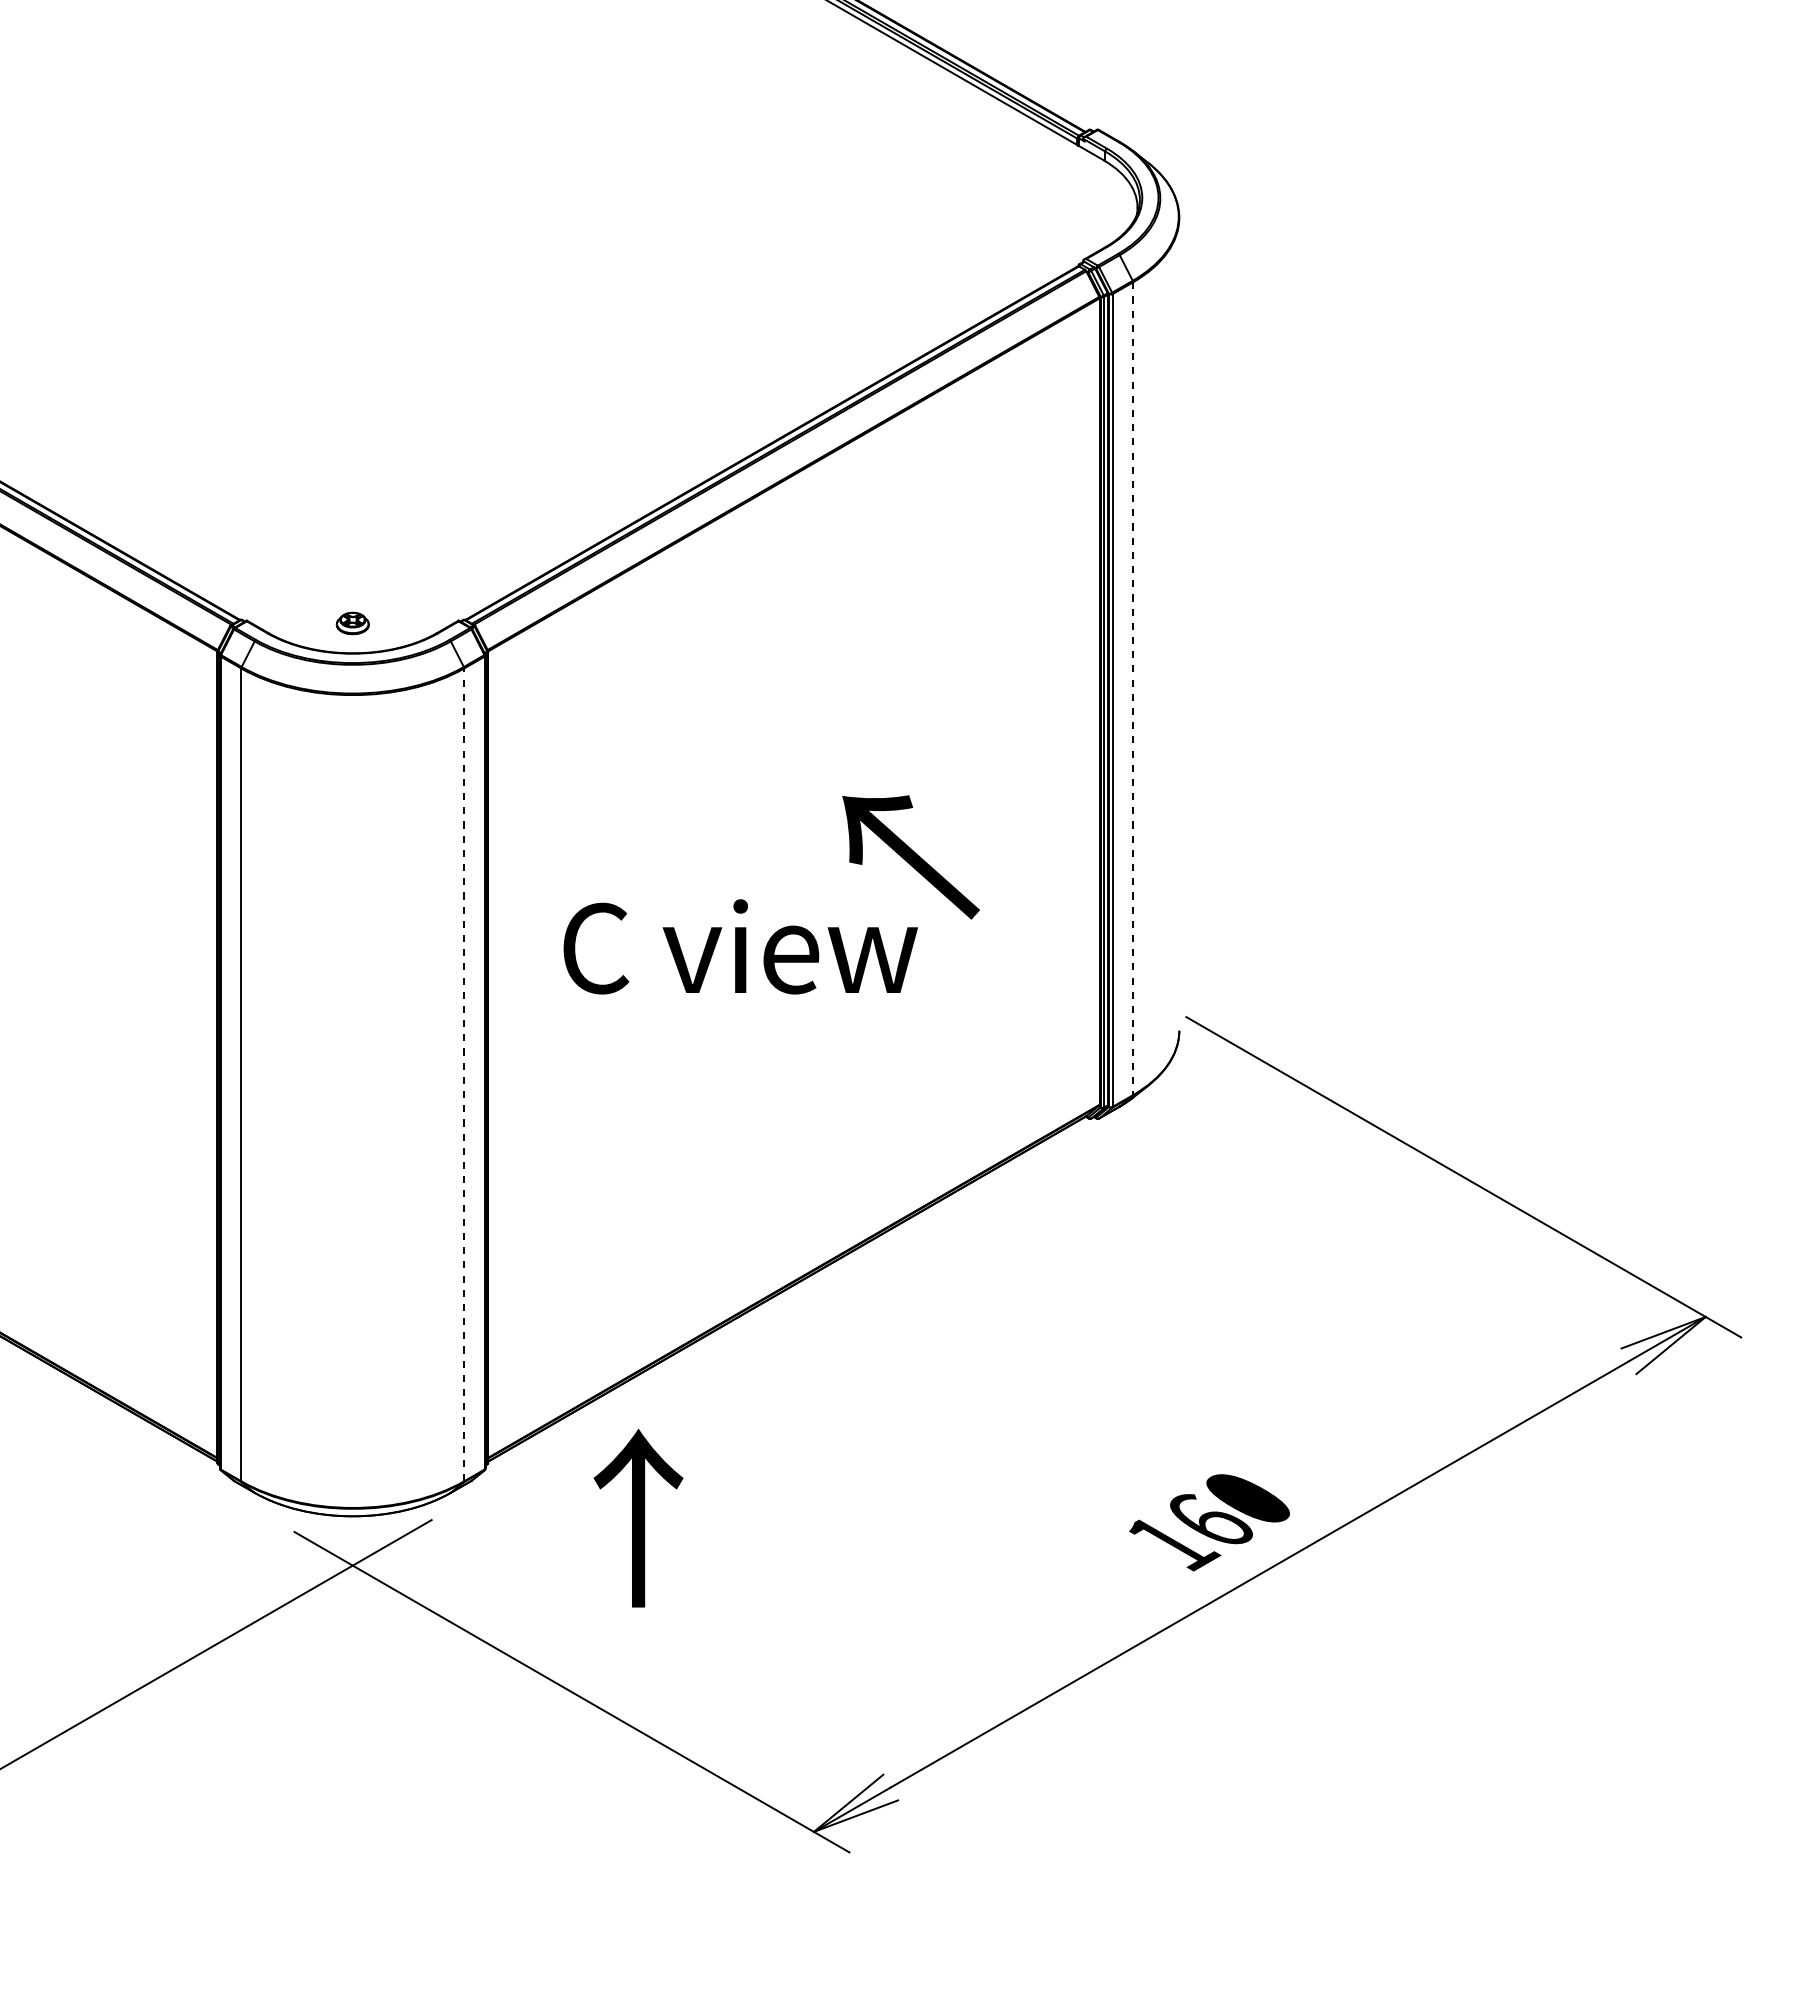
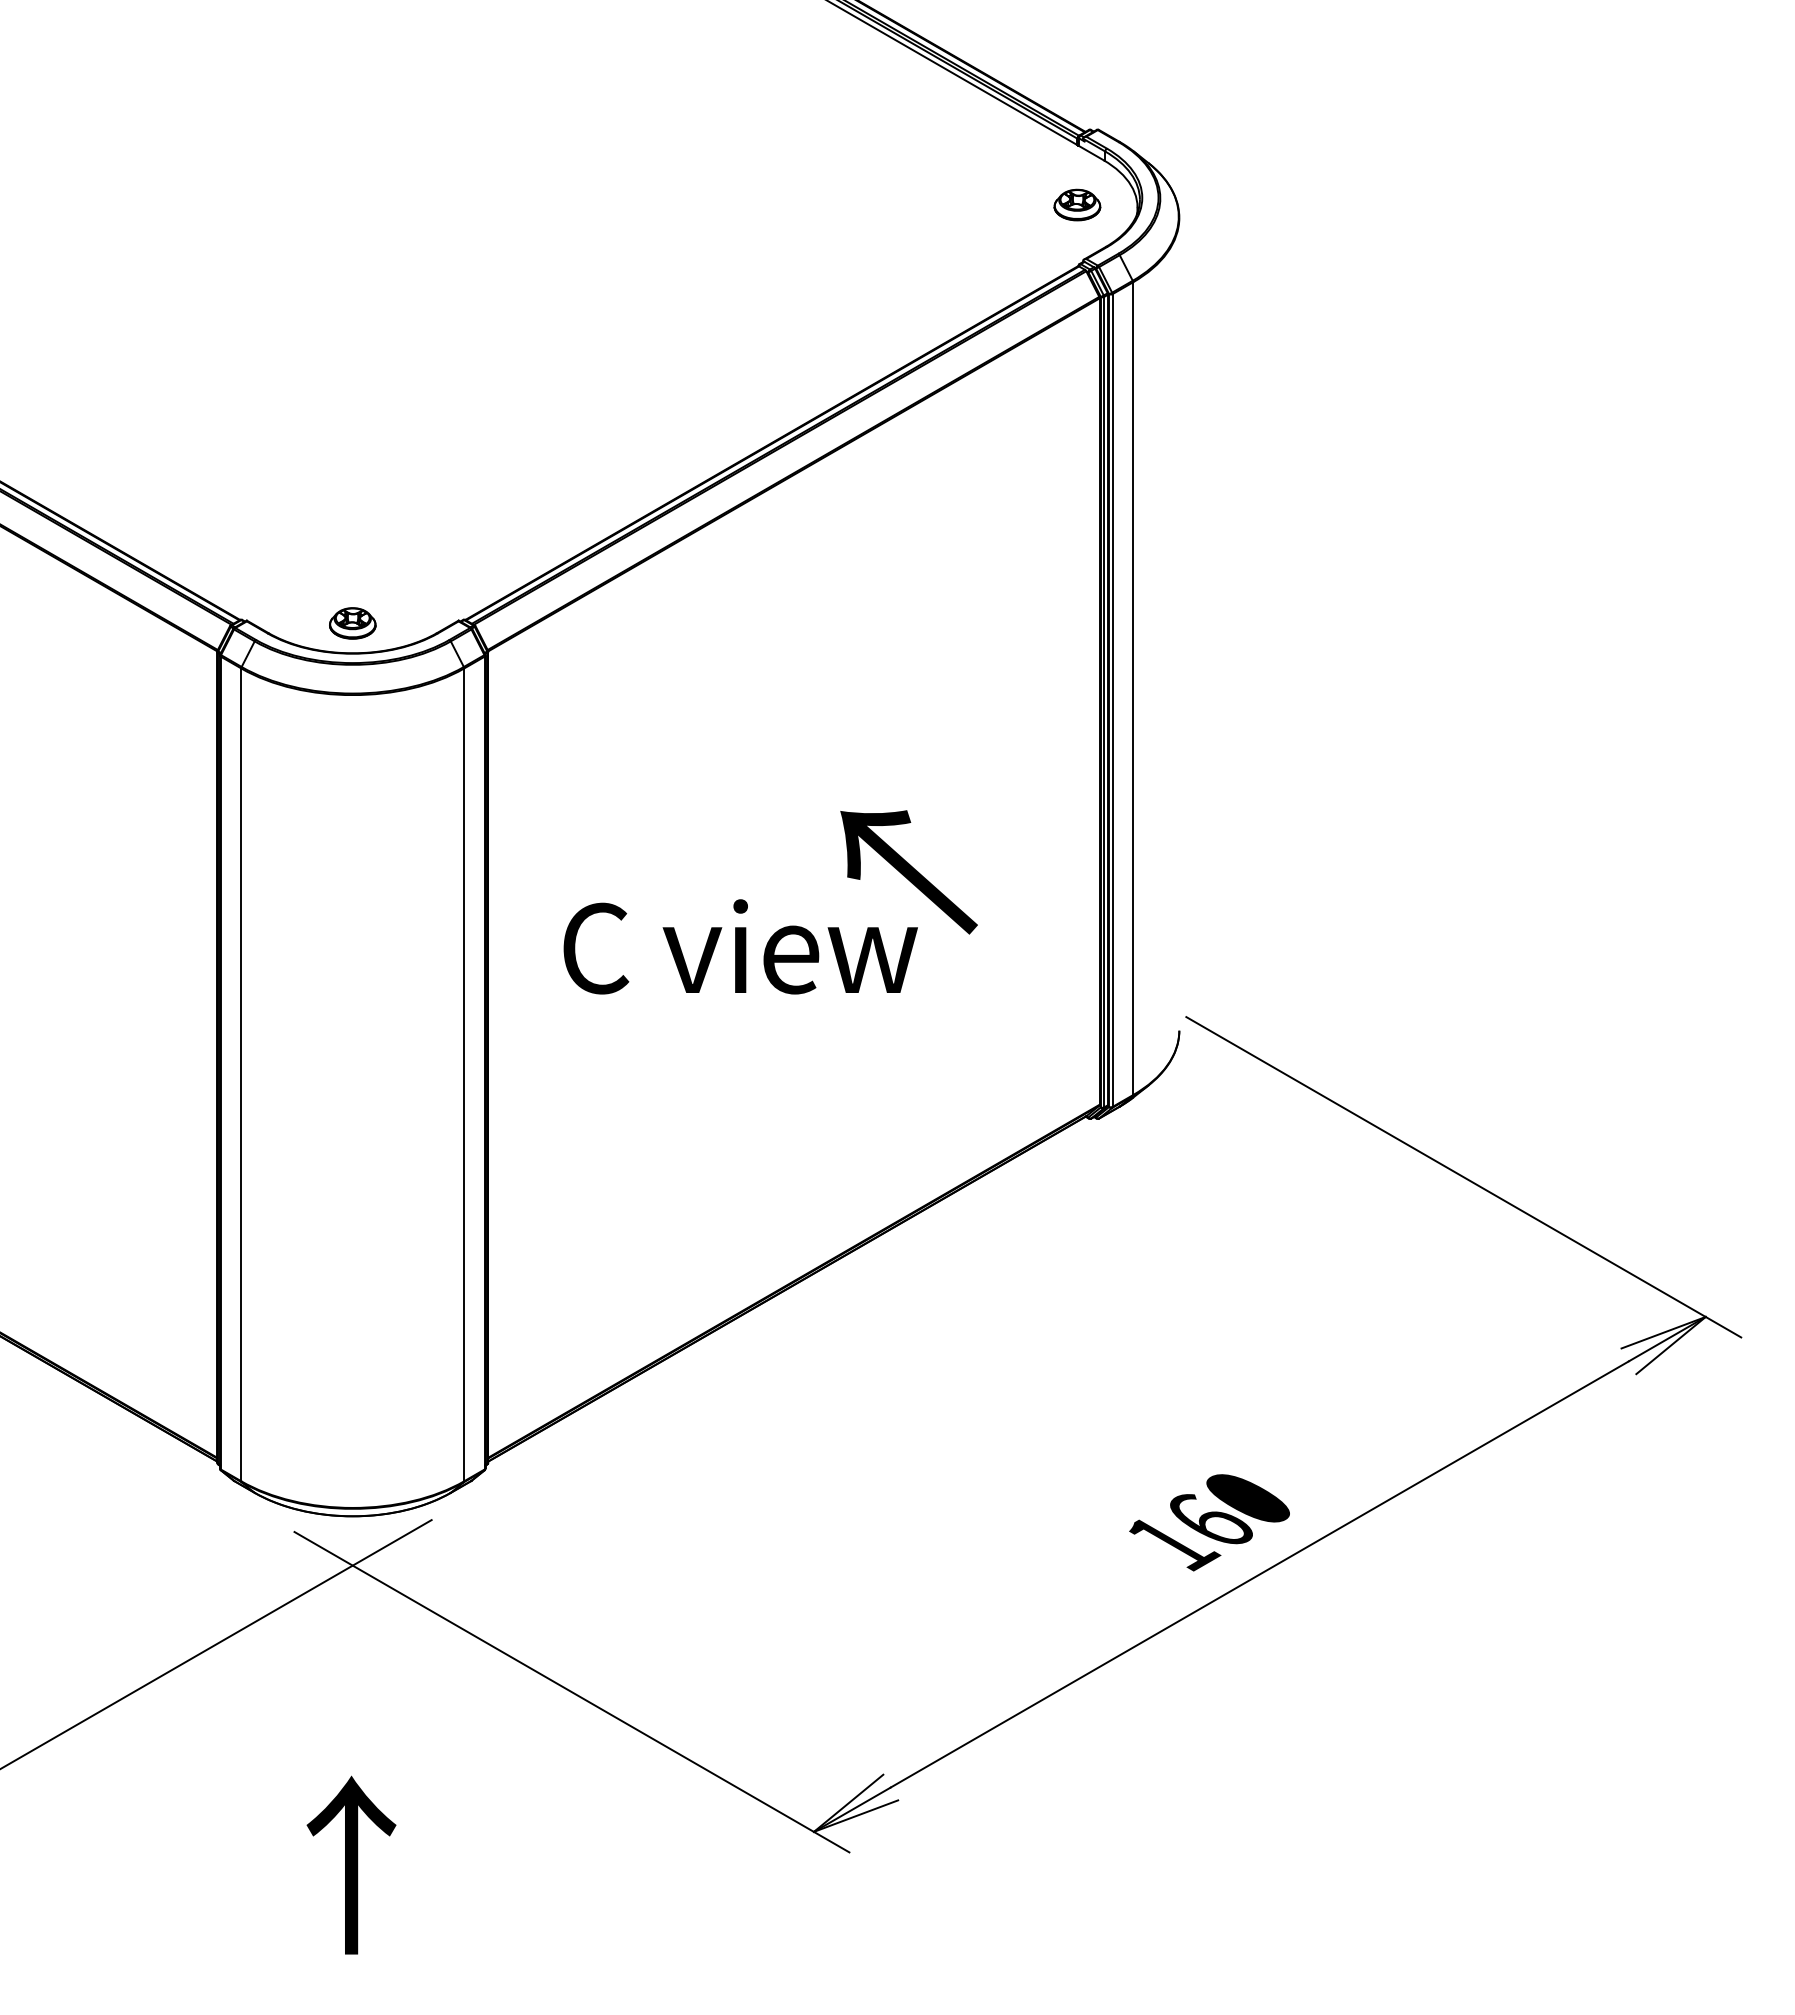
part: none -> present (1077, 204)
part size: 35x25 px -> 48x33 px (352, 623)
line: dashed -> solid (1133, 689)
text position: (910, 857) -> (908, 872) (908, 872)
line: dashed -> solid (464, 1074)
text position: (638, 1517) -> (351, 1864) (351, 1864)
